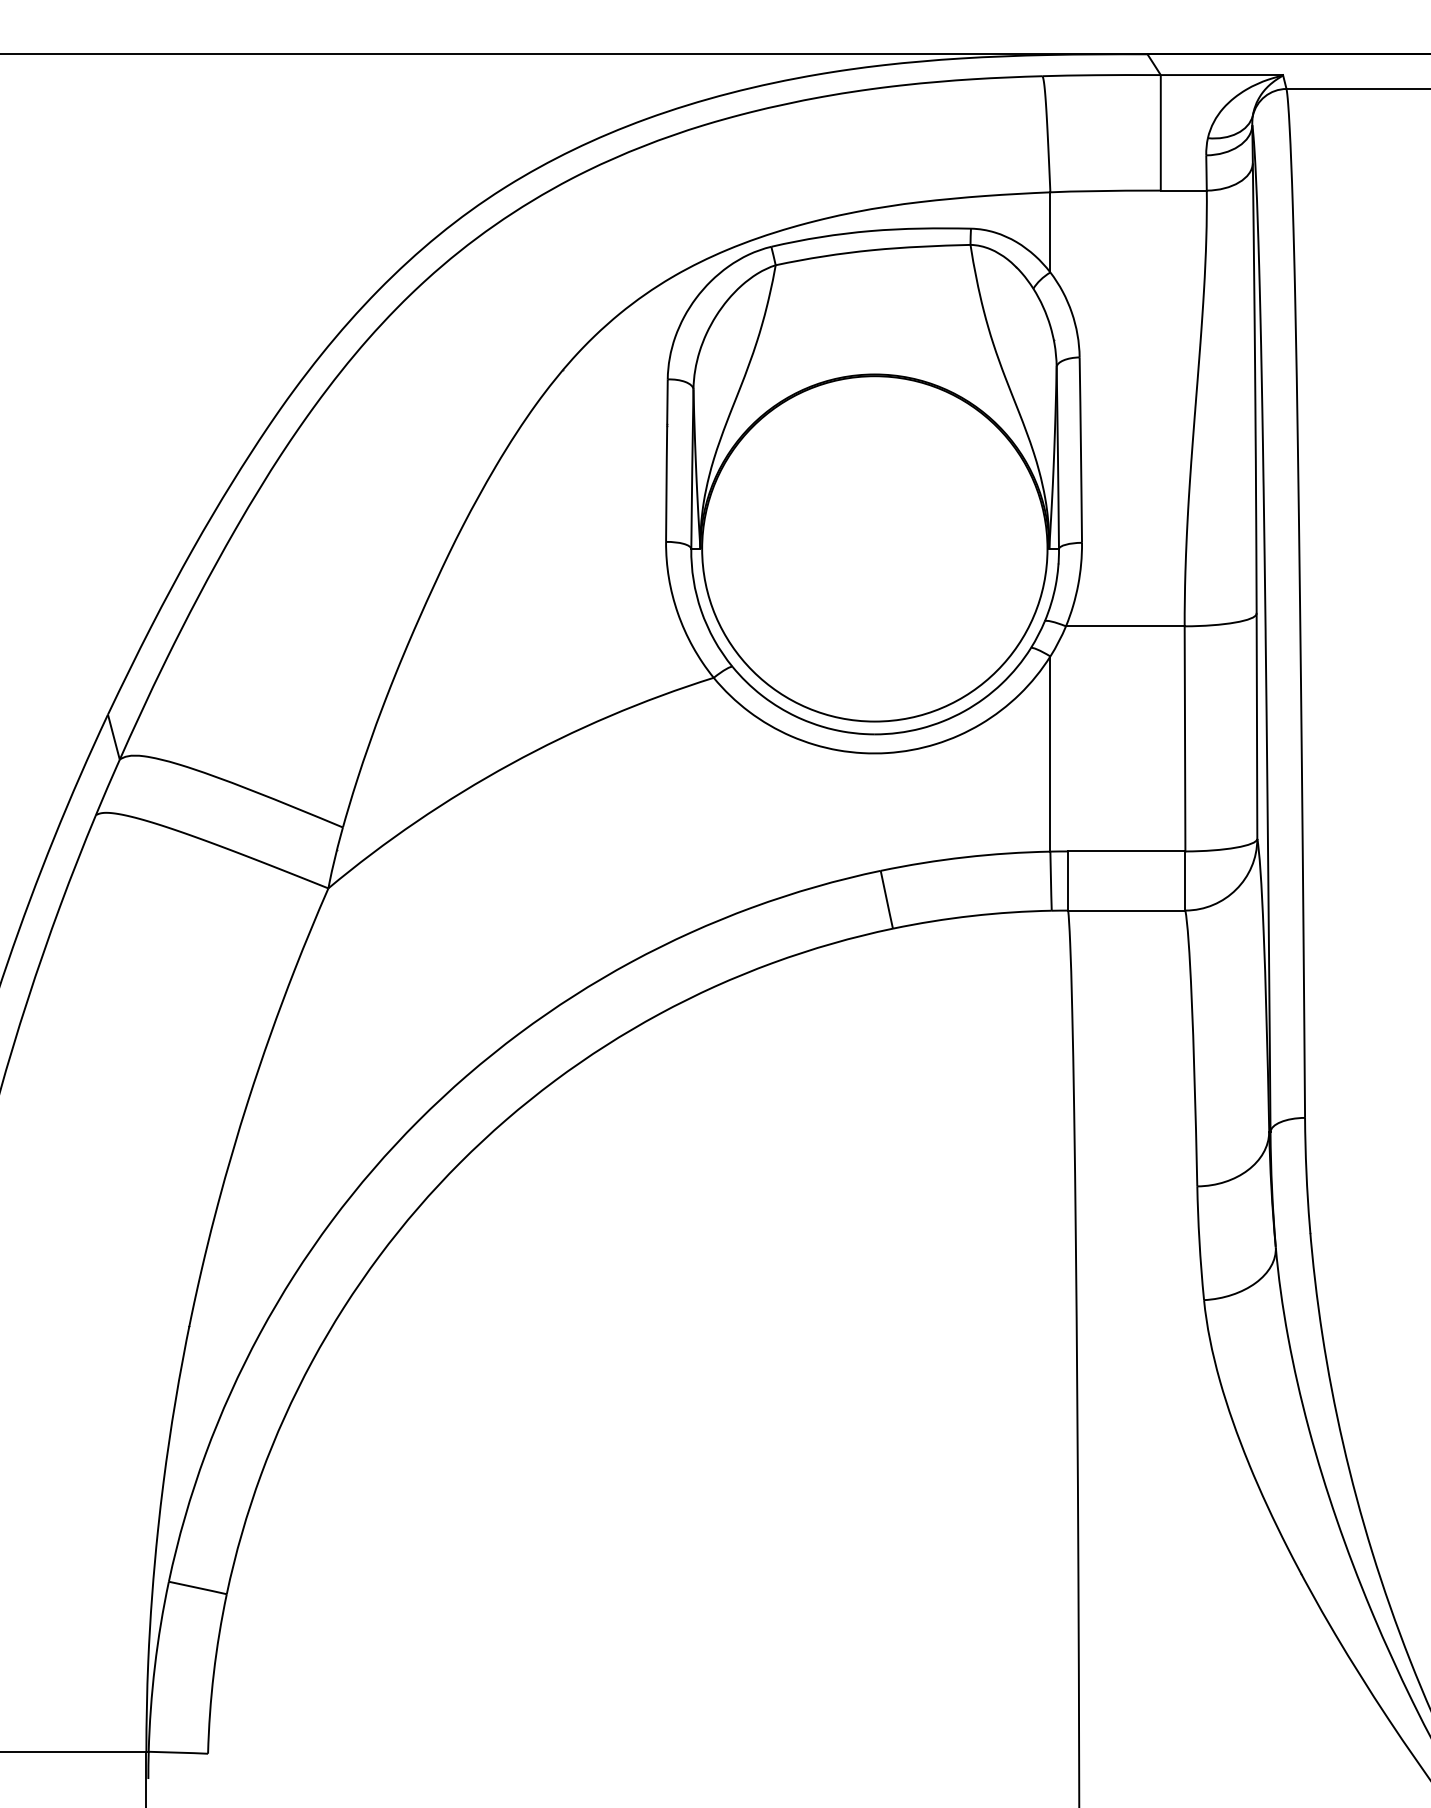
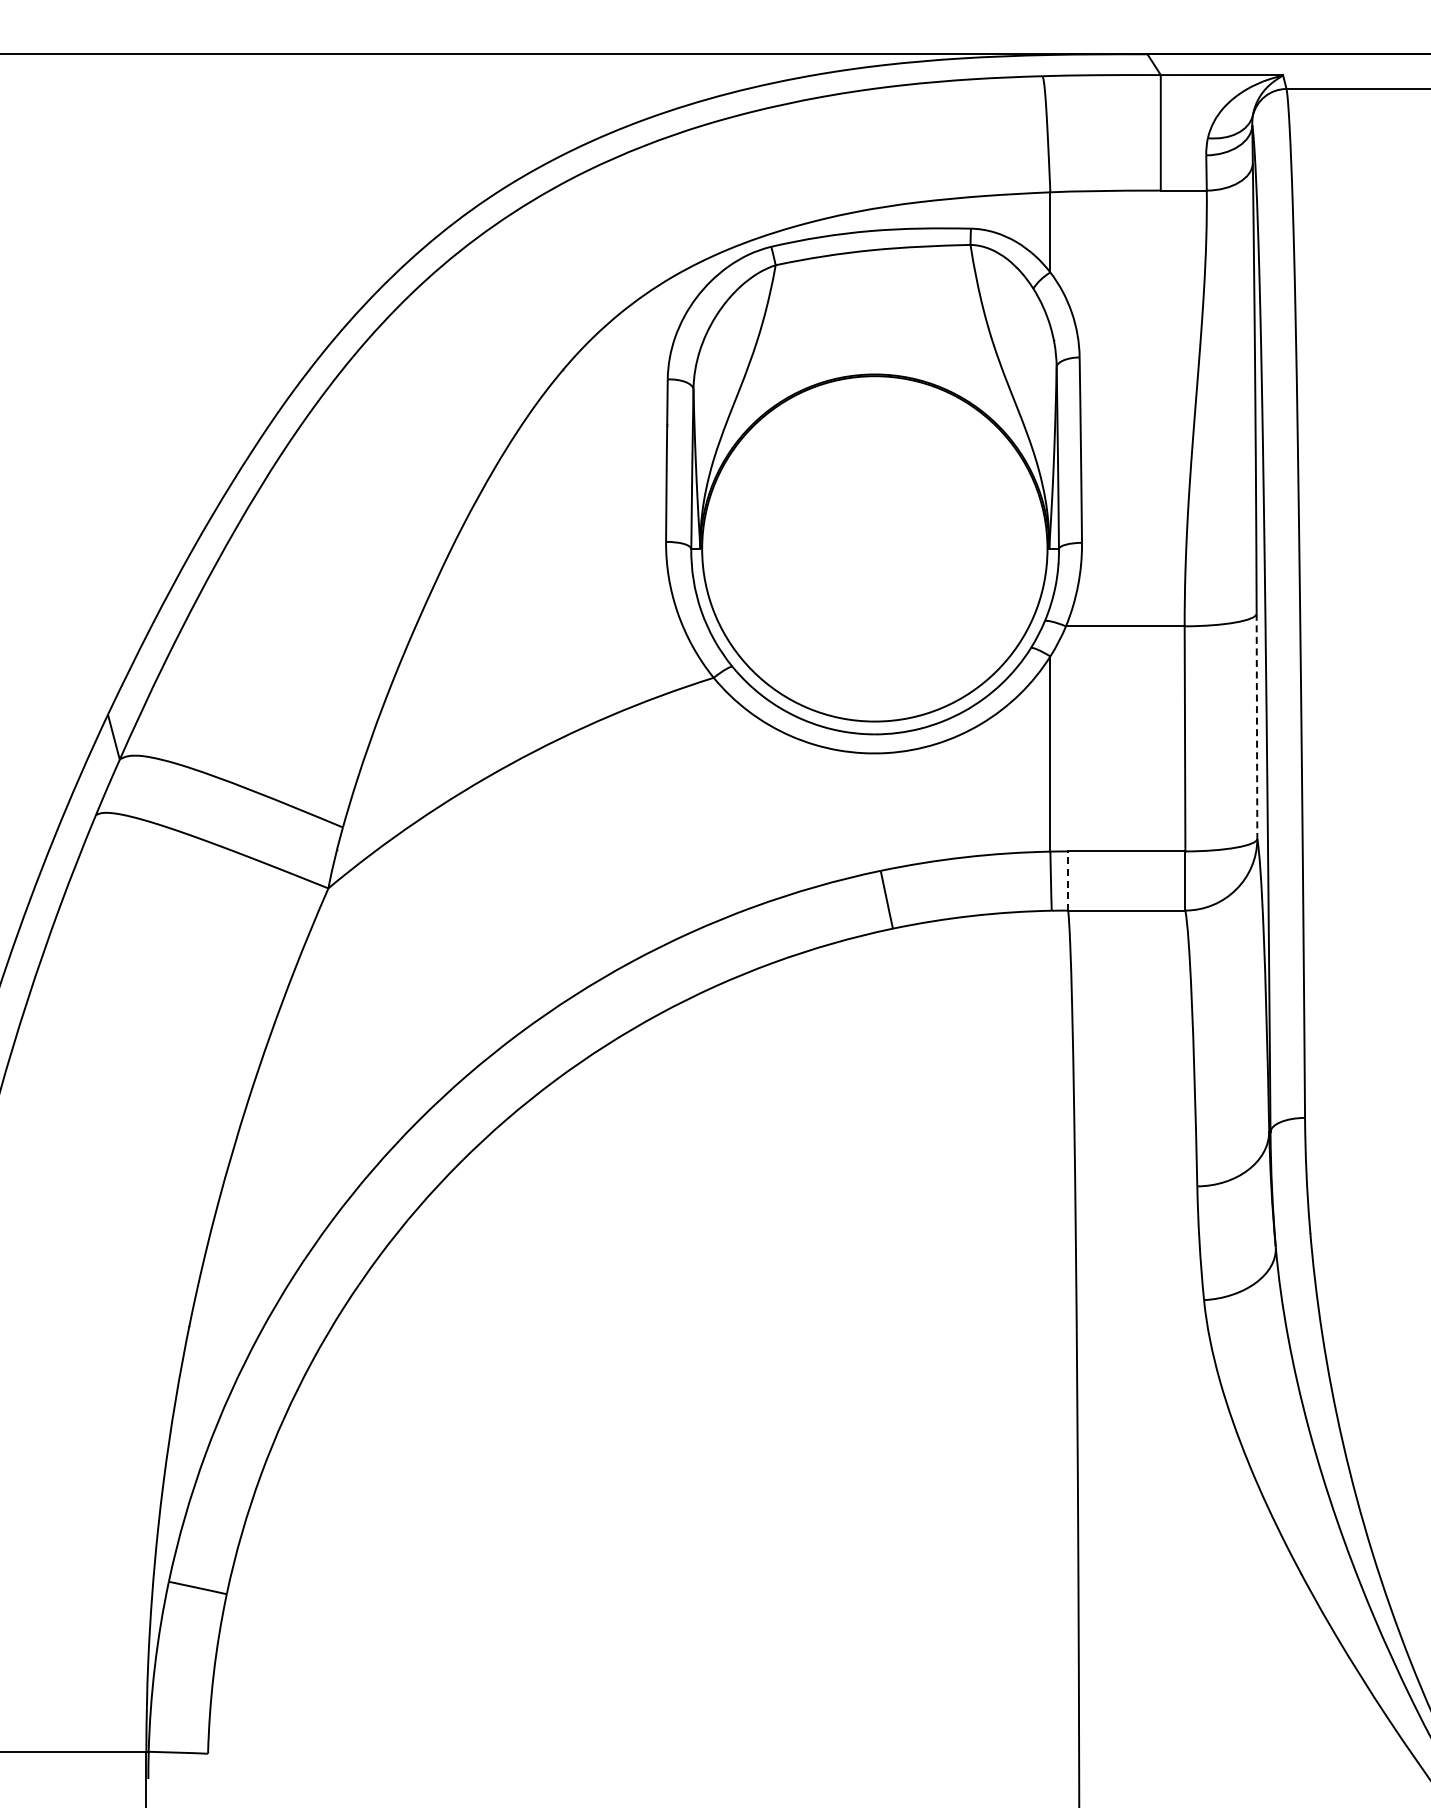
line: solid -> dashed (1256, 726)
line: solid -> dashed (1068, 881)
